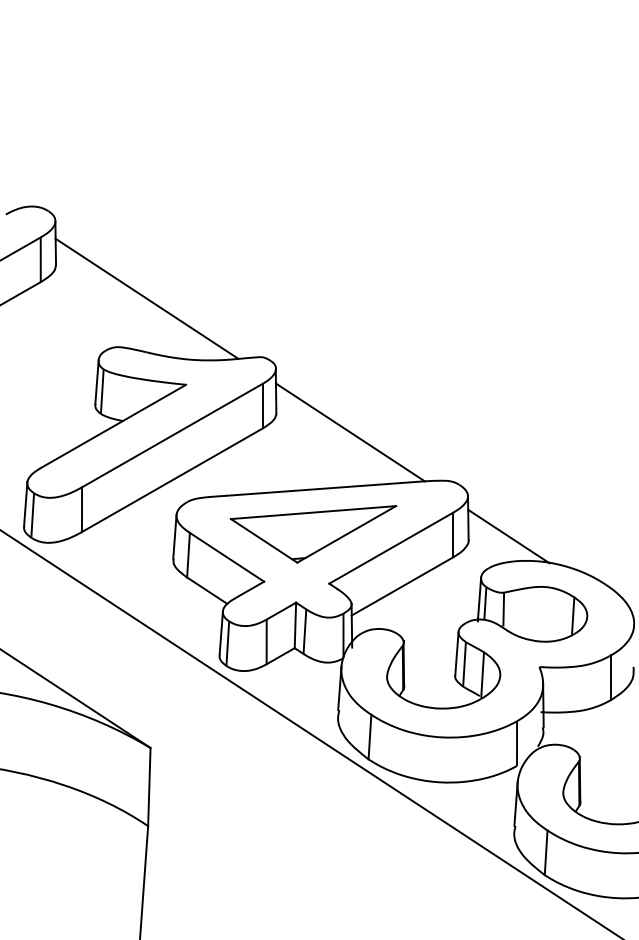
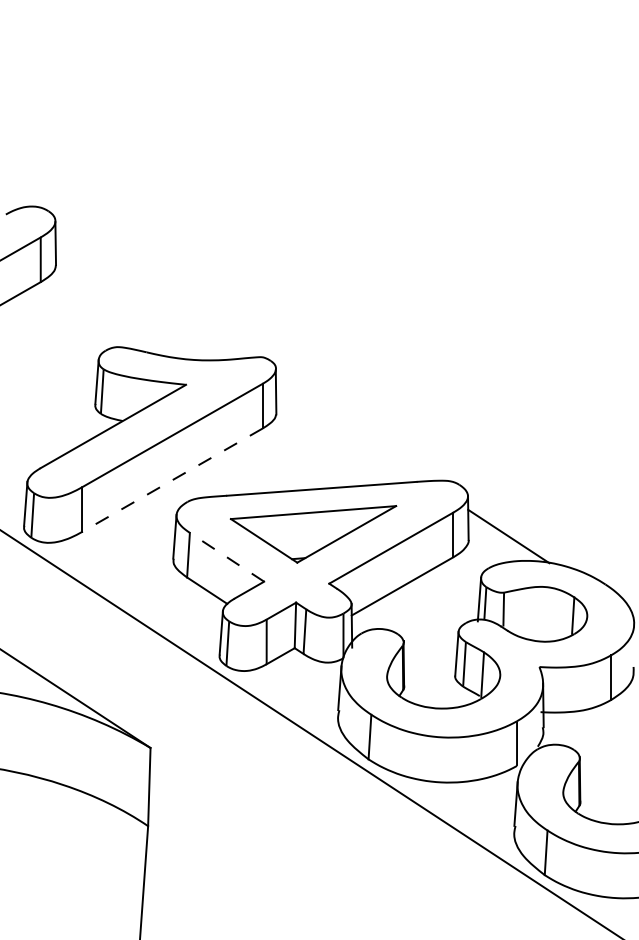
line: present -> none (146, 298)
line: present -> none (350, 432)
line: solid -> dashed (171, 480)
line: solid -> dashed (226, 557)
